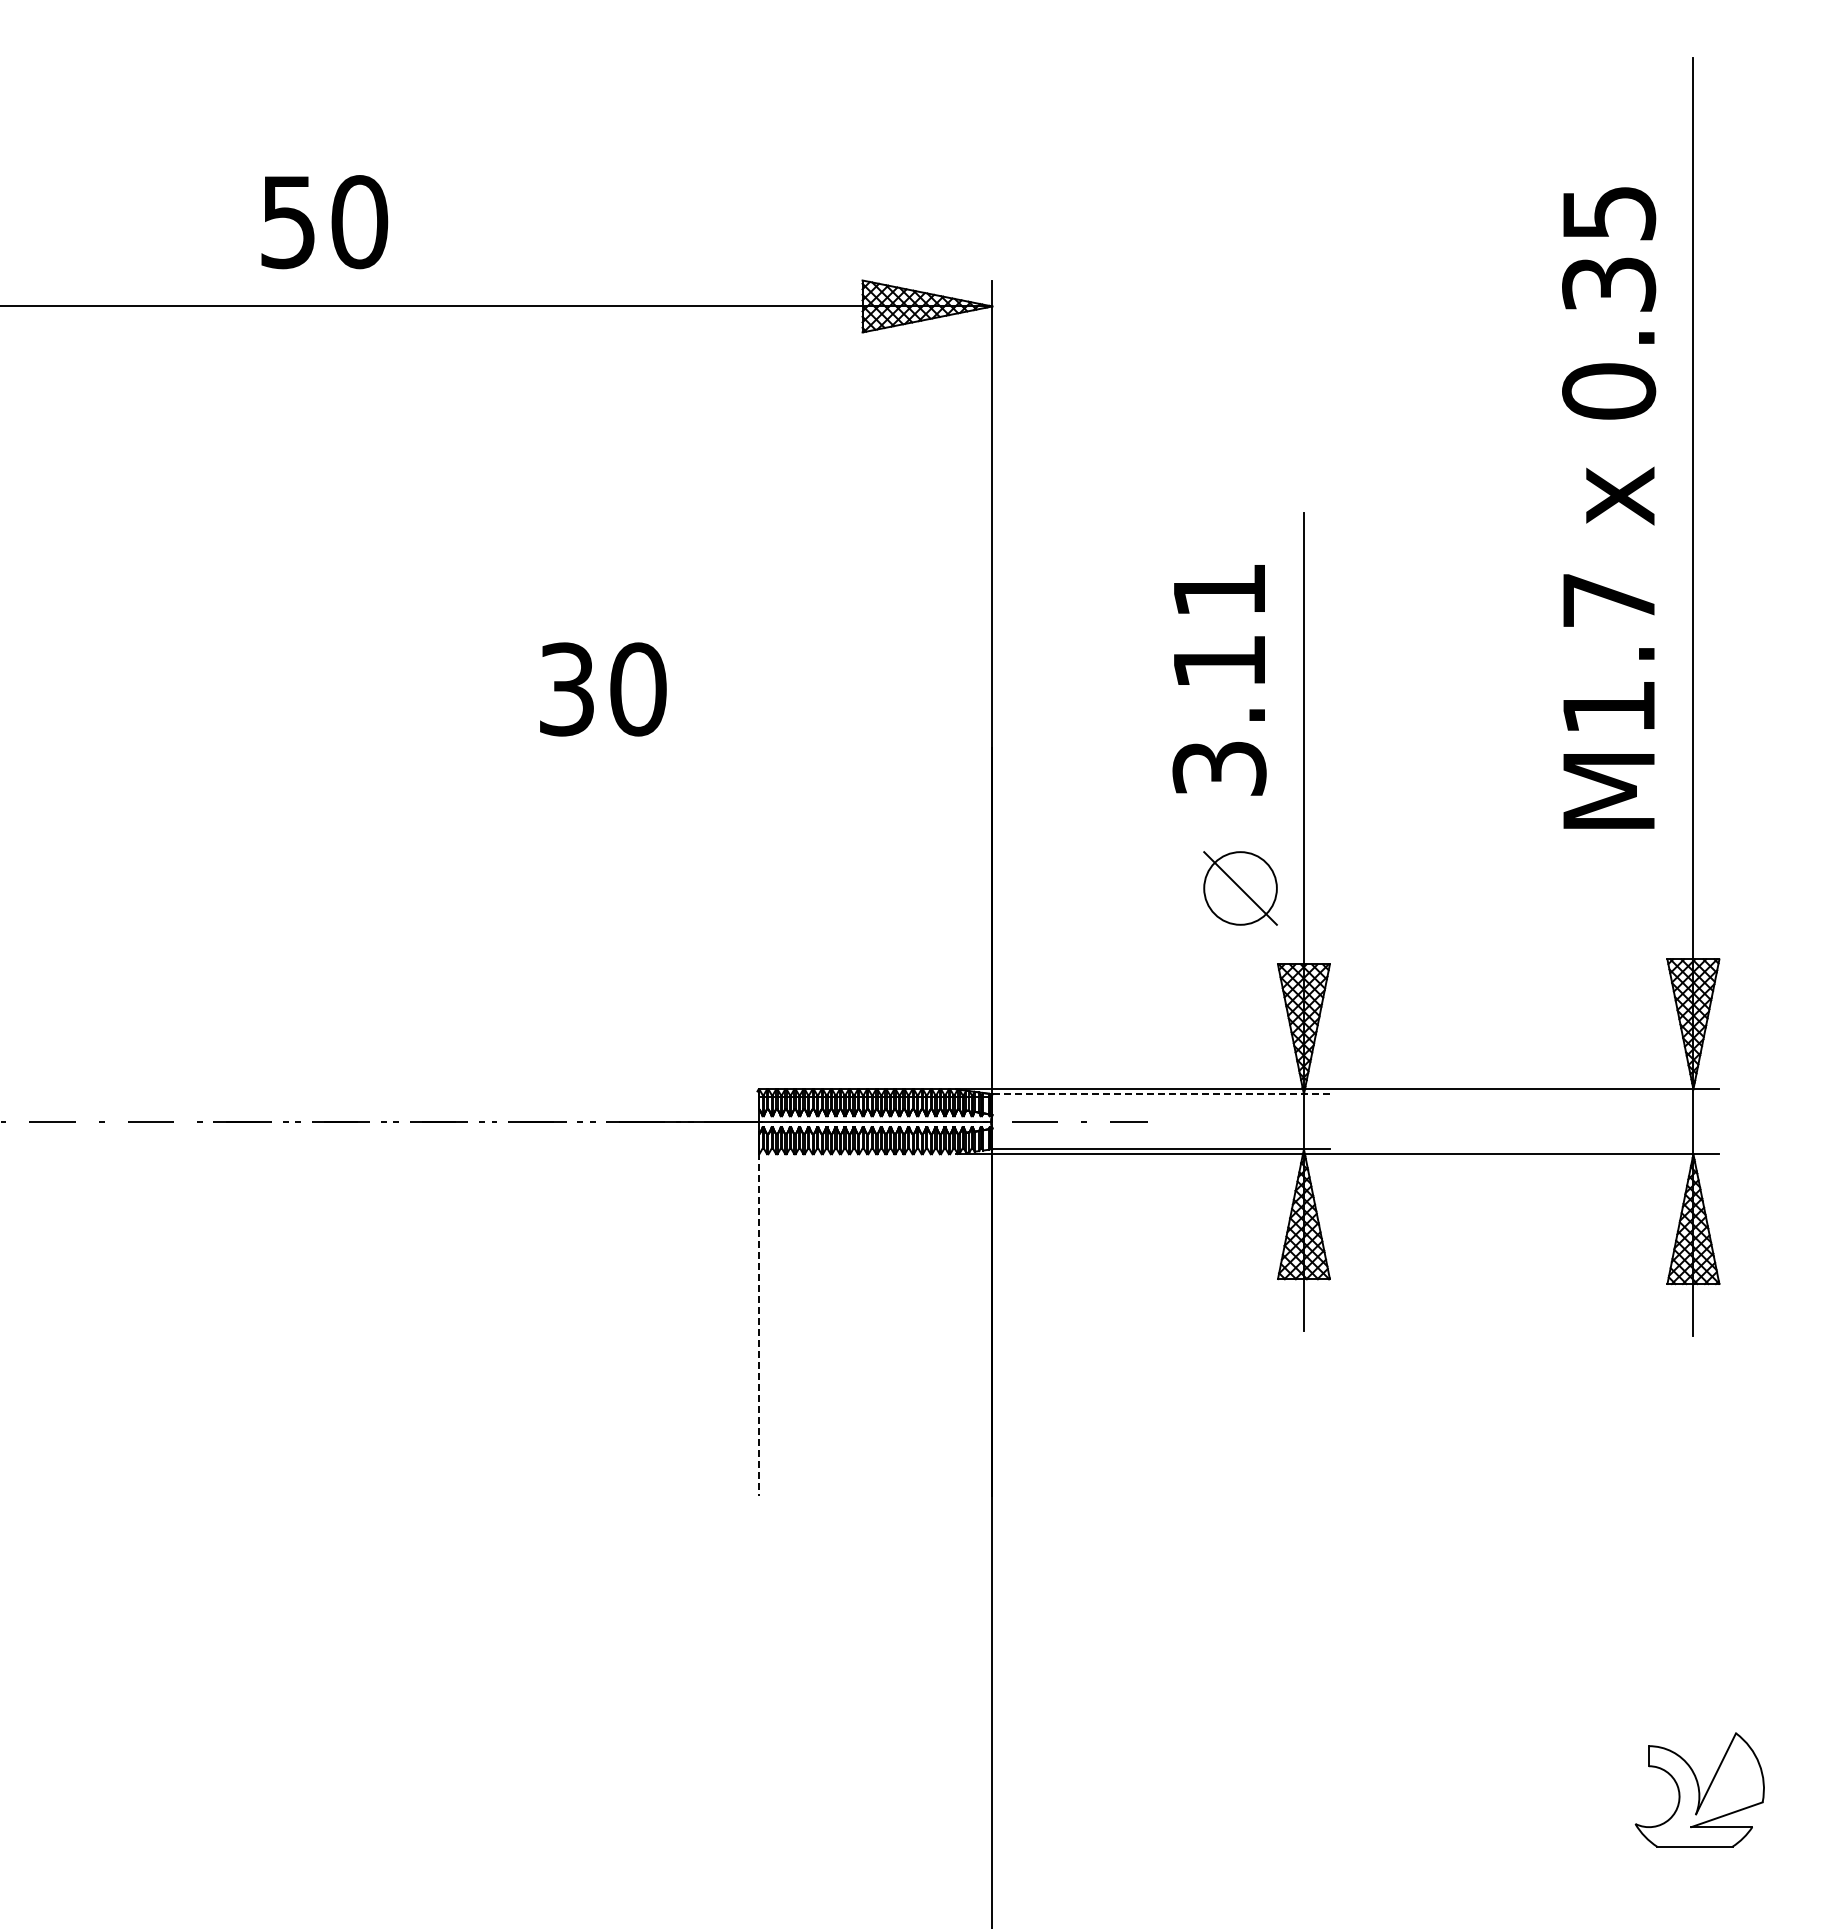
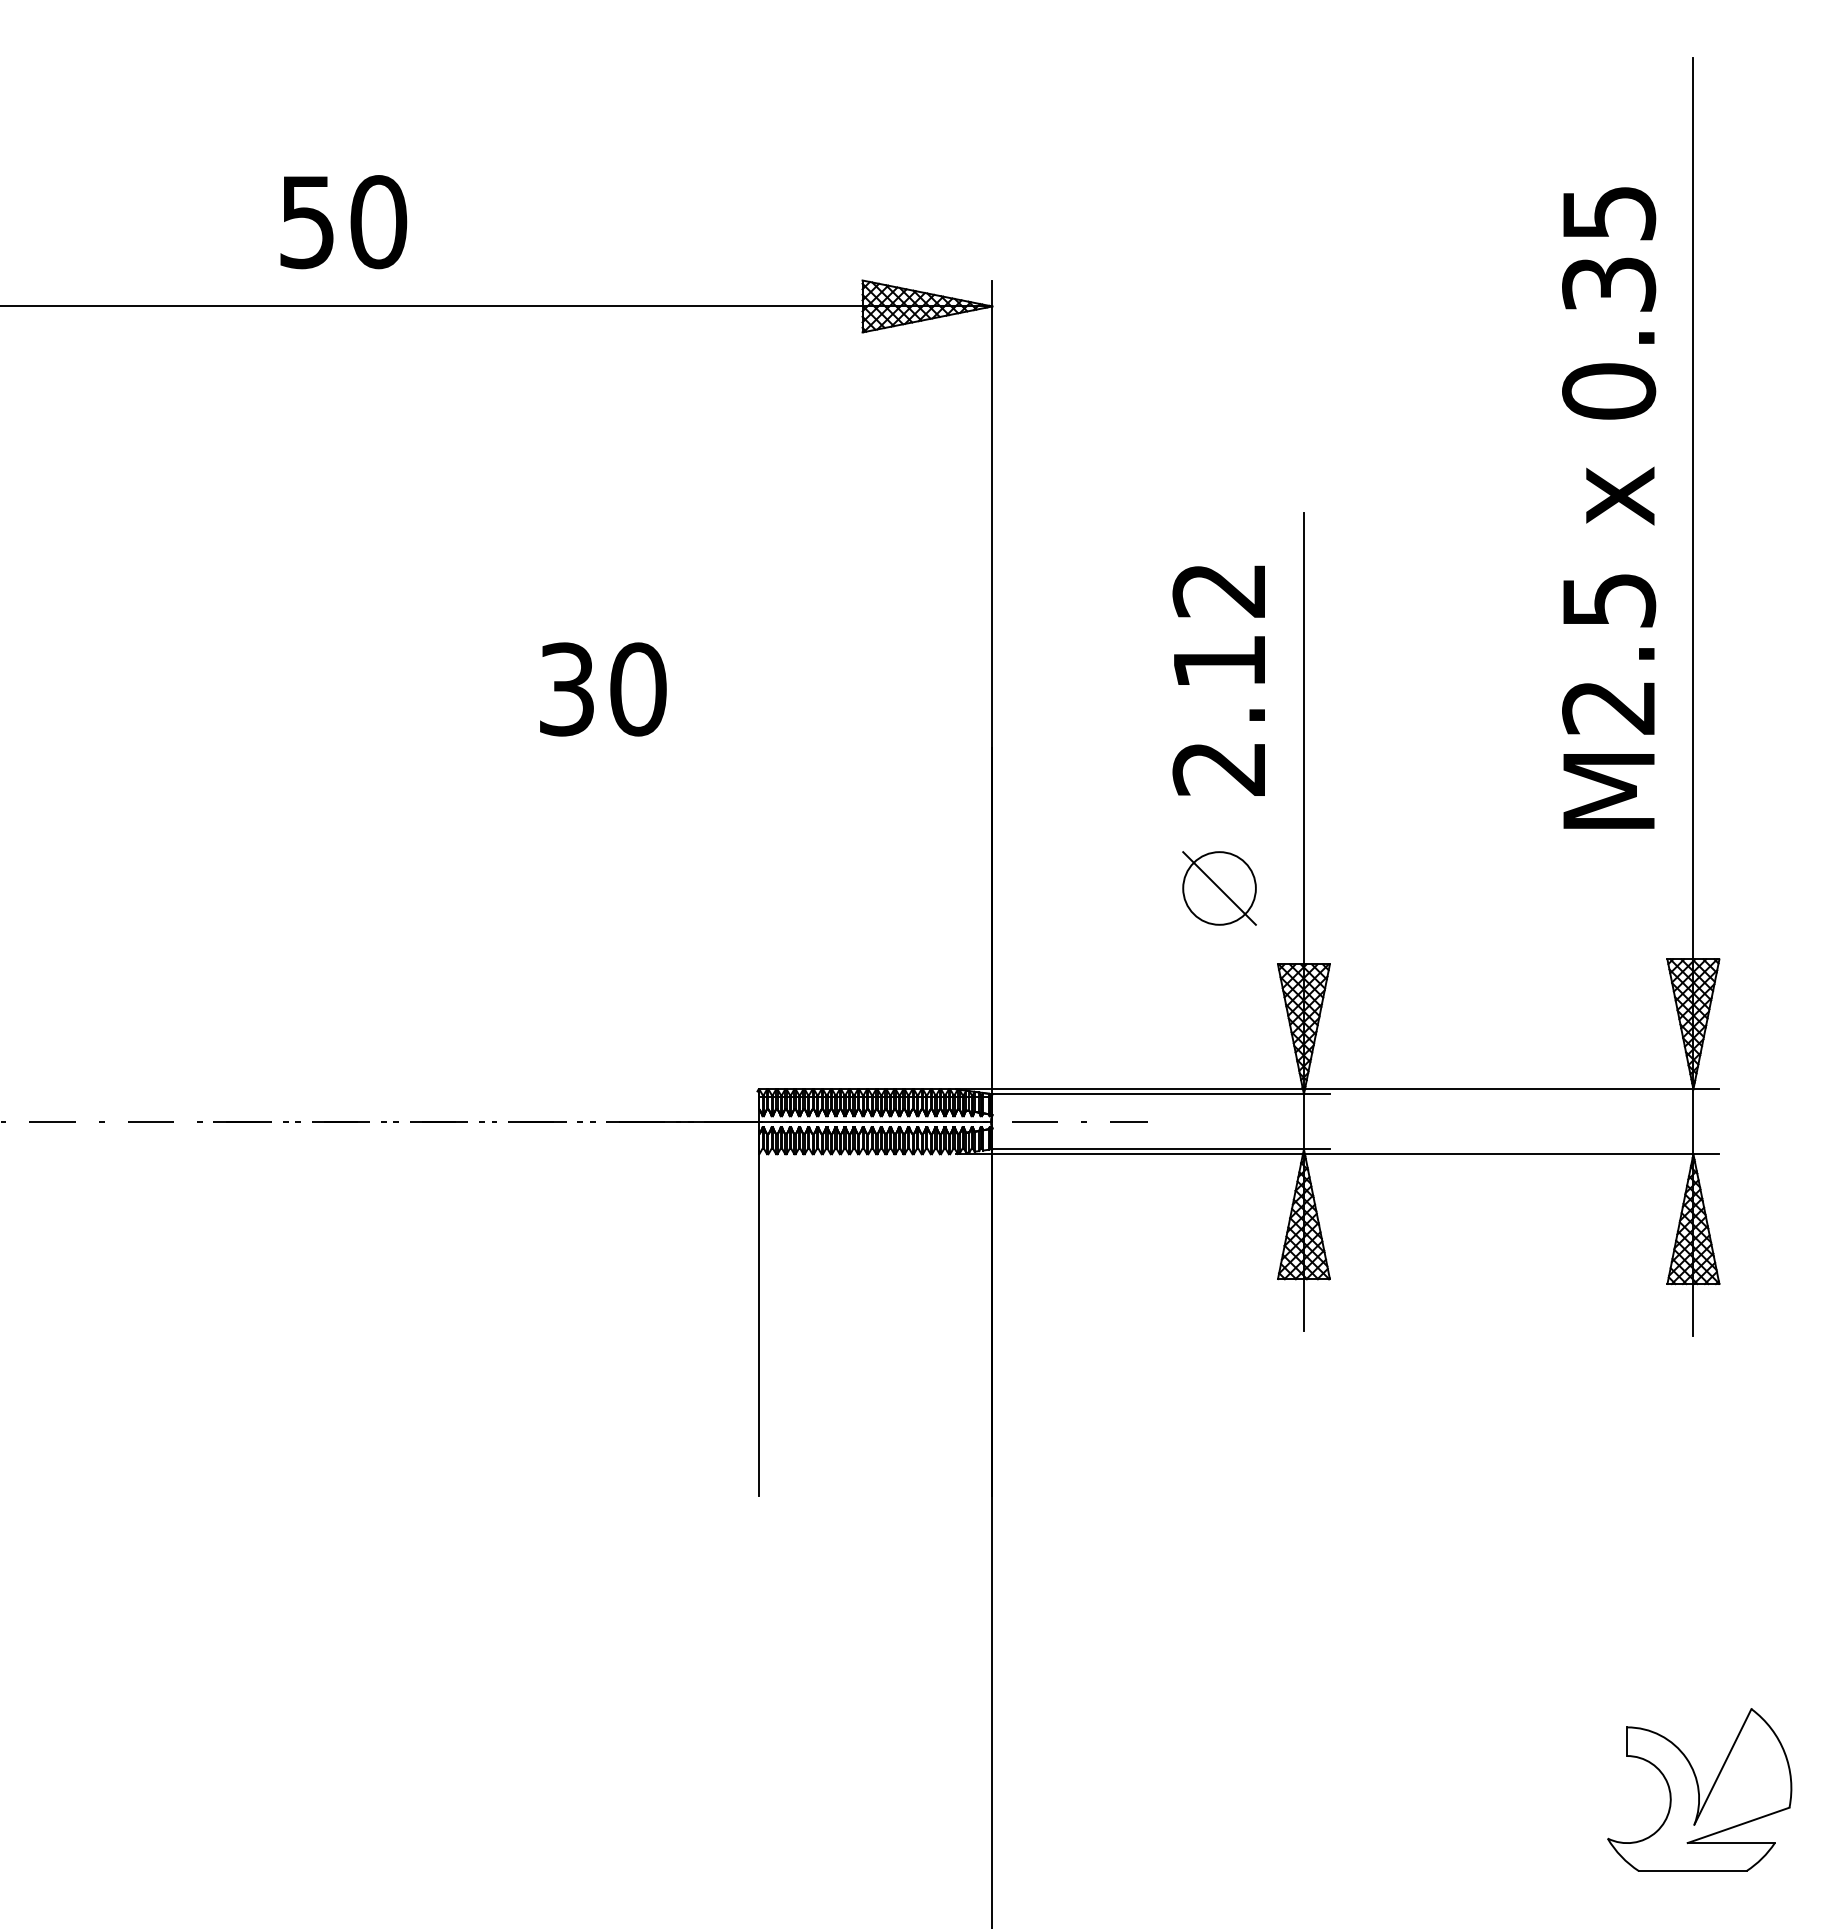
text position: (324, 222) -> (343, 222) (343, 222)
text: M1.7 -> M2.5 (1609, 654)
text: 3.11 -> 2.12 (1219, 680)
part position: (1240, 888) -> (1219, 888) (1219, 888)
line: dashed -> solid (1161, 1094)
line: dashed -> solid (758, 1313)
part size: 131x116 px -> 186x164 px (1699, 1789)
